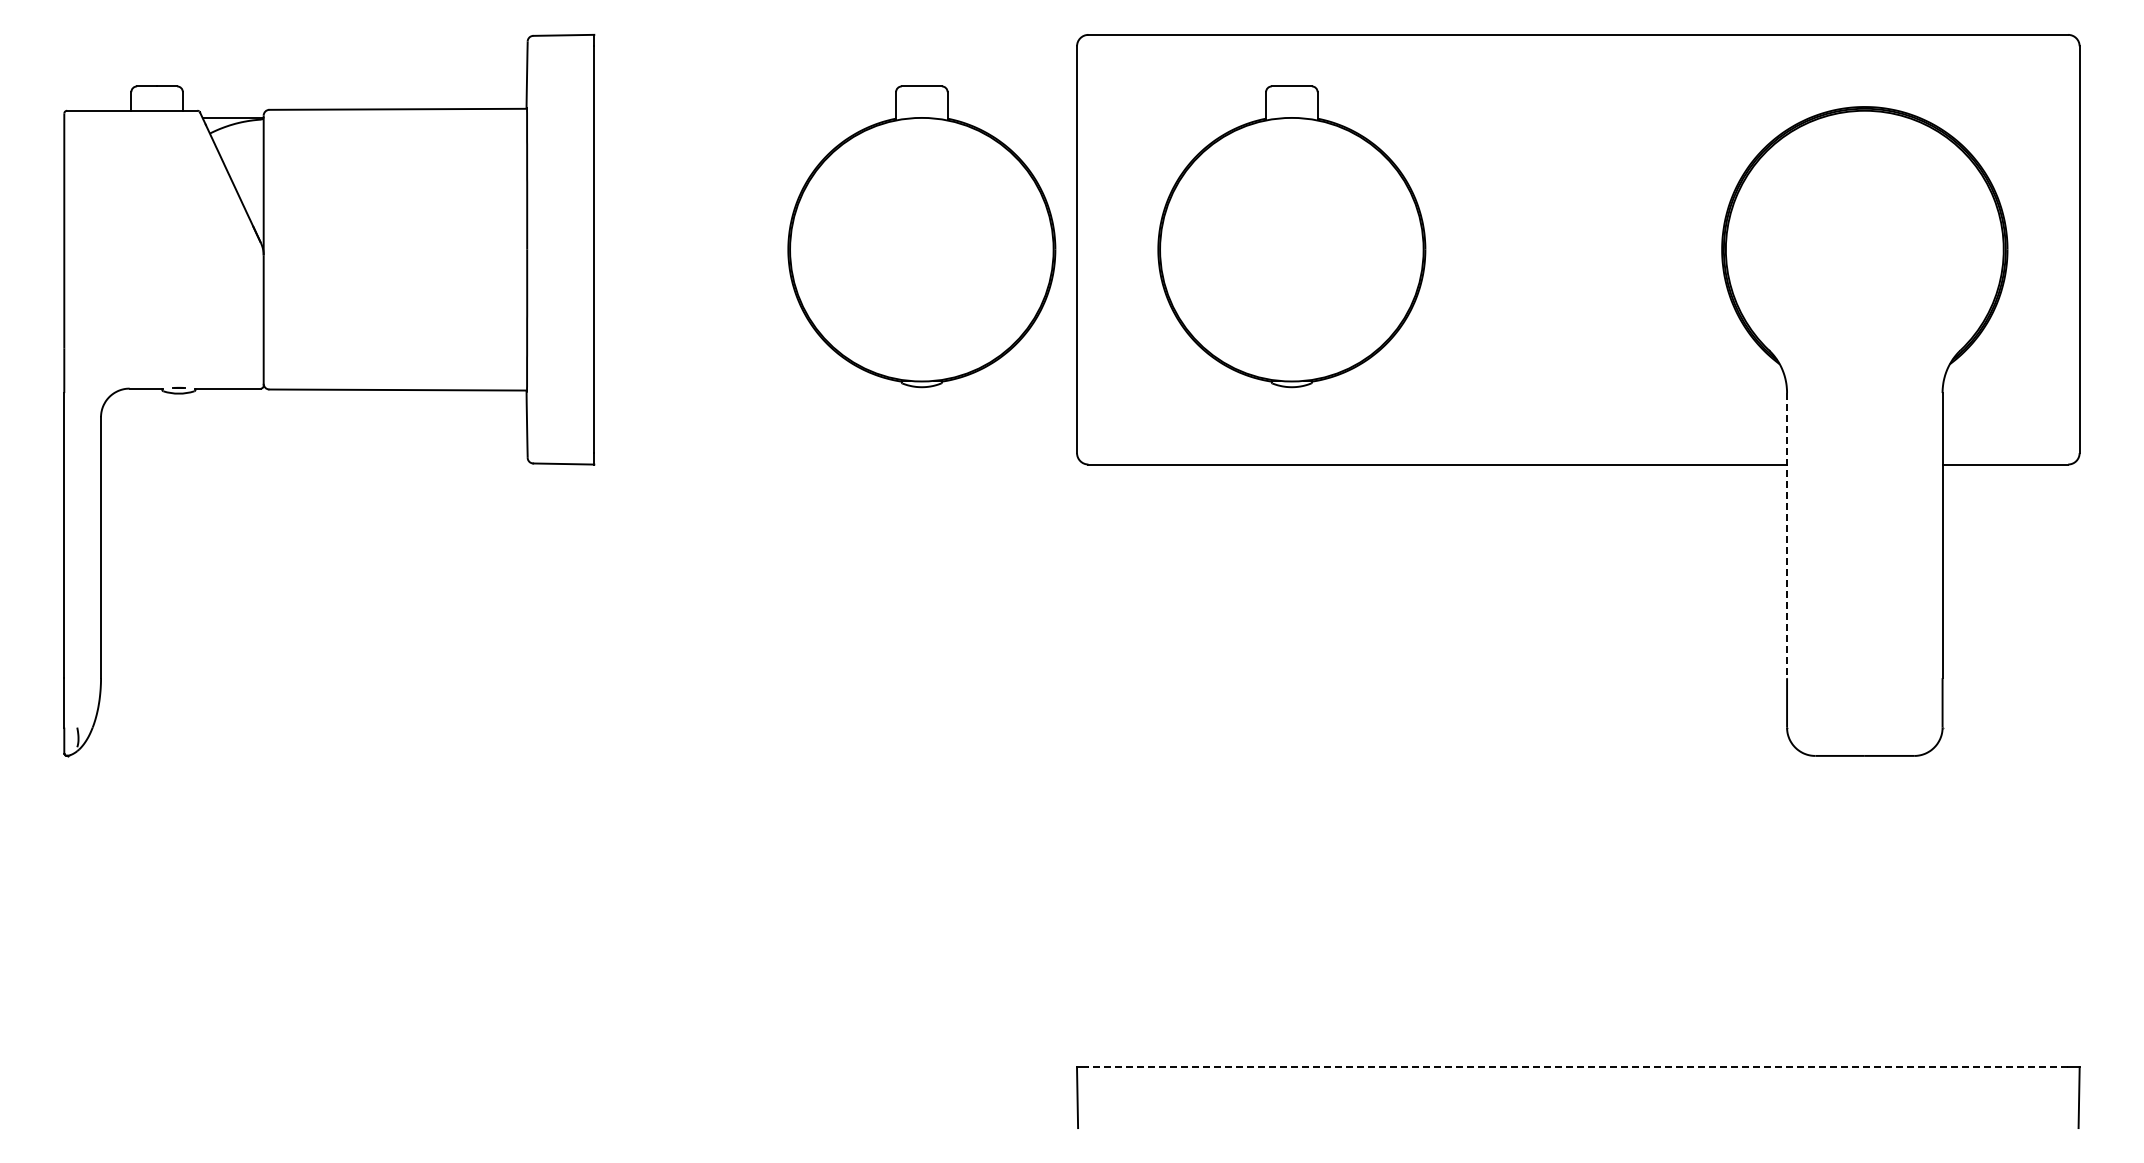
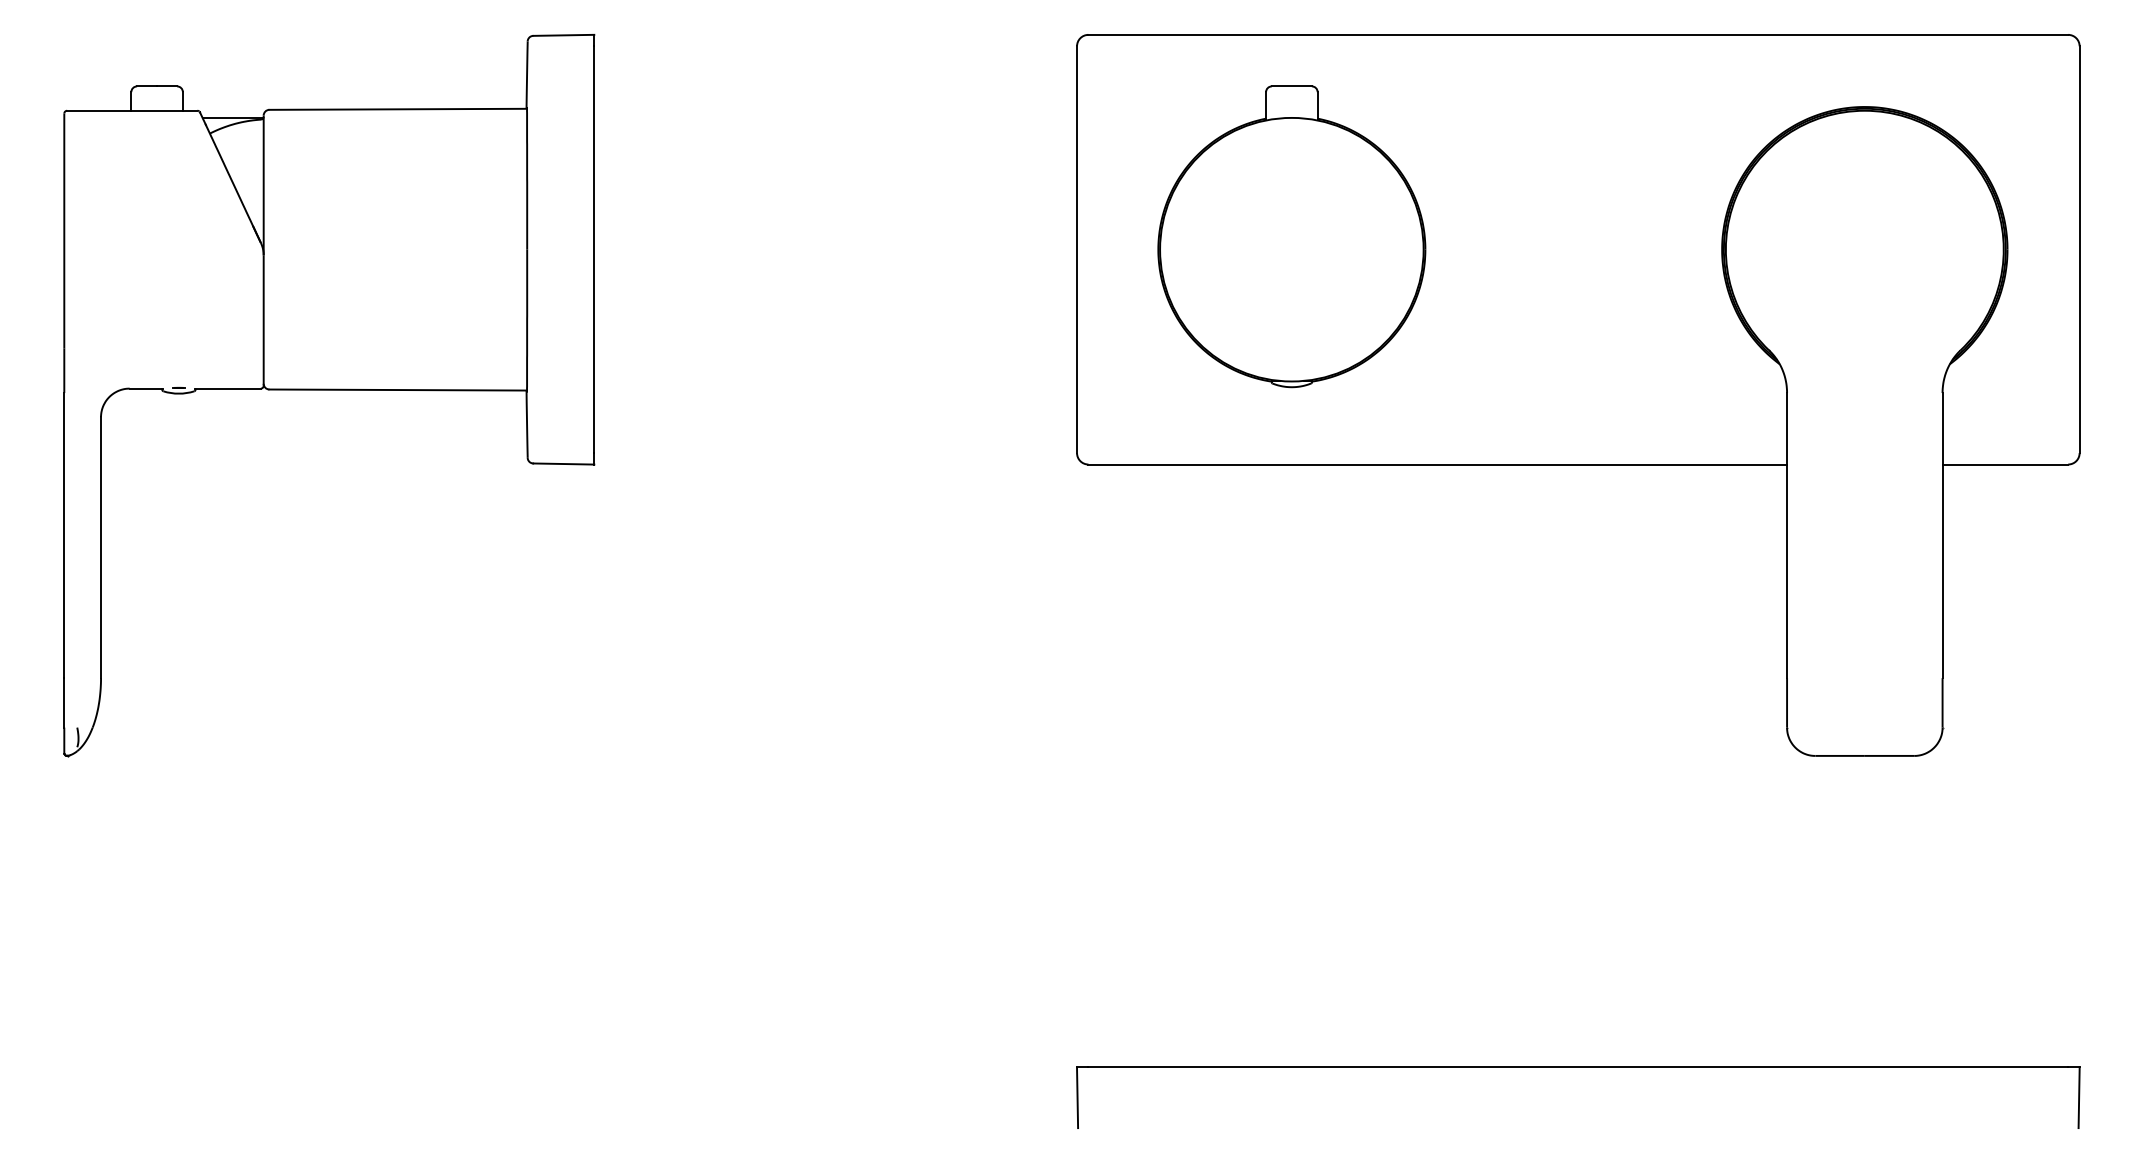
part: present -> none (921, 236)
line: dashed -> solid (1787, 535)
line: dashed -> solid (1578, 1067)
